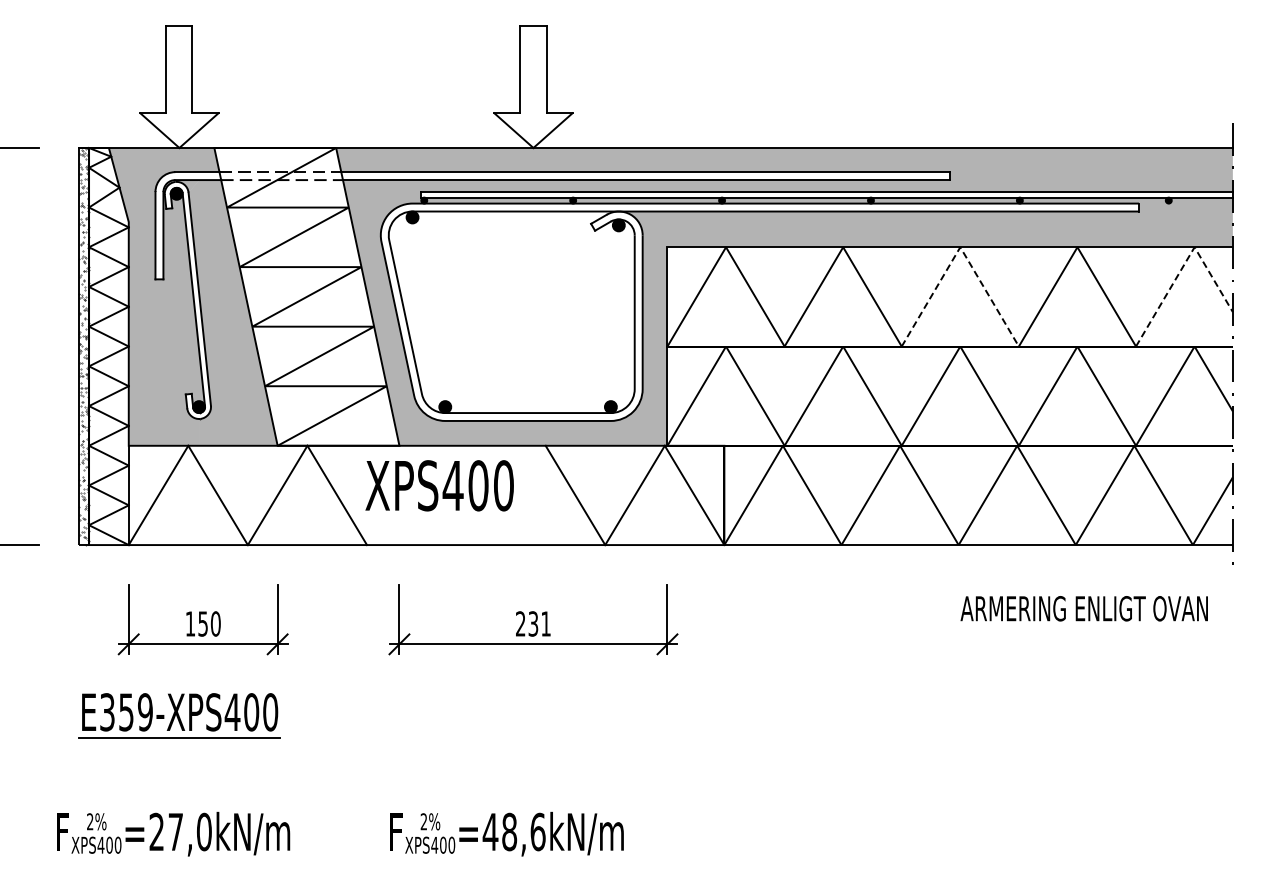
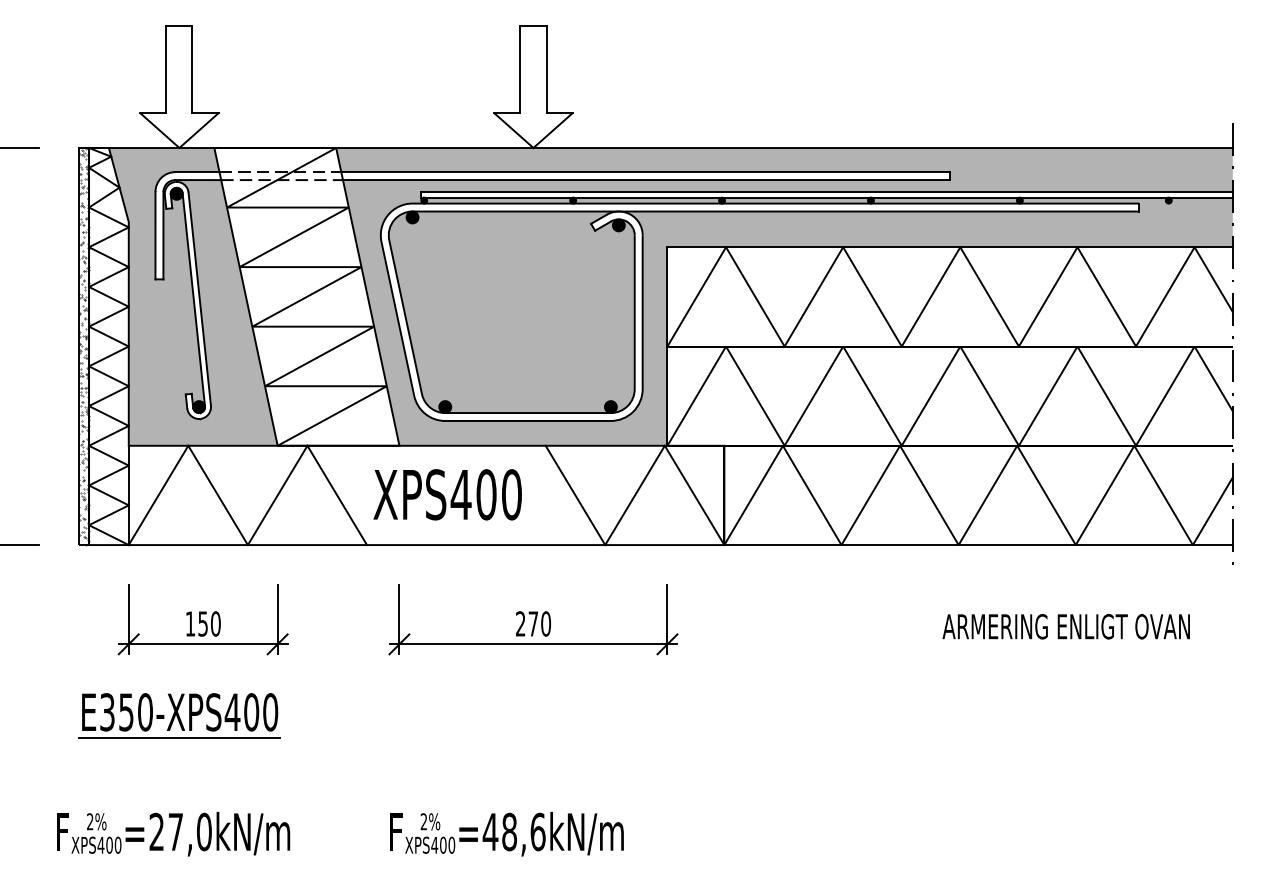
line: dashed -> solid (960, 247)
line: dashed -> solid (1185, 263)
fill: none -> present (511, 312)
text position: (439, 485) -> (447, 494) (447, 494)
text position: (1083, 608) -> (1065, 626) (1065, 626)
text: 231 -> 270 (539, 623)
text: E359-XPS400 -> E350-XPS400 (145, 712)
